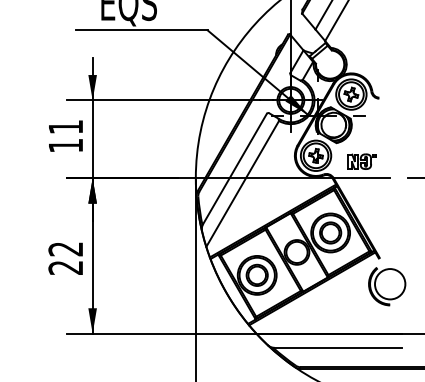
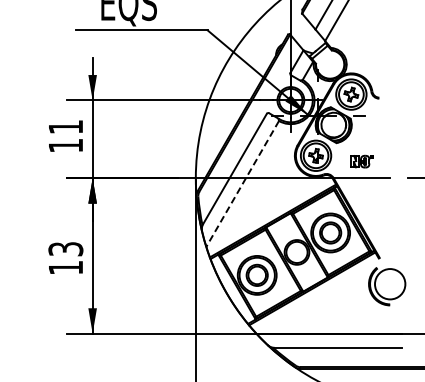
part size: 30x17 px -> 24x15 px (361, 161)
line: solid -> dashed (242, 183)
text: 22 -> 13 (65, 258)
